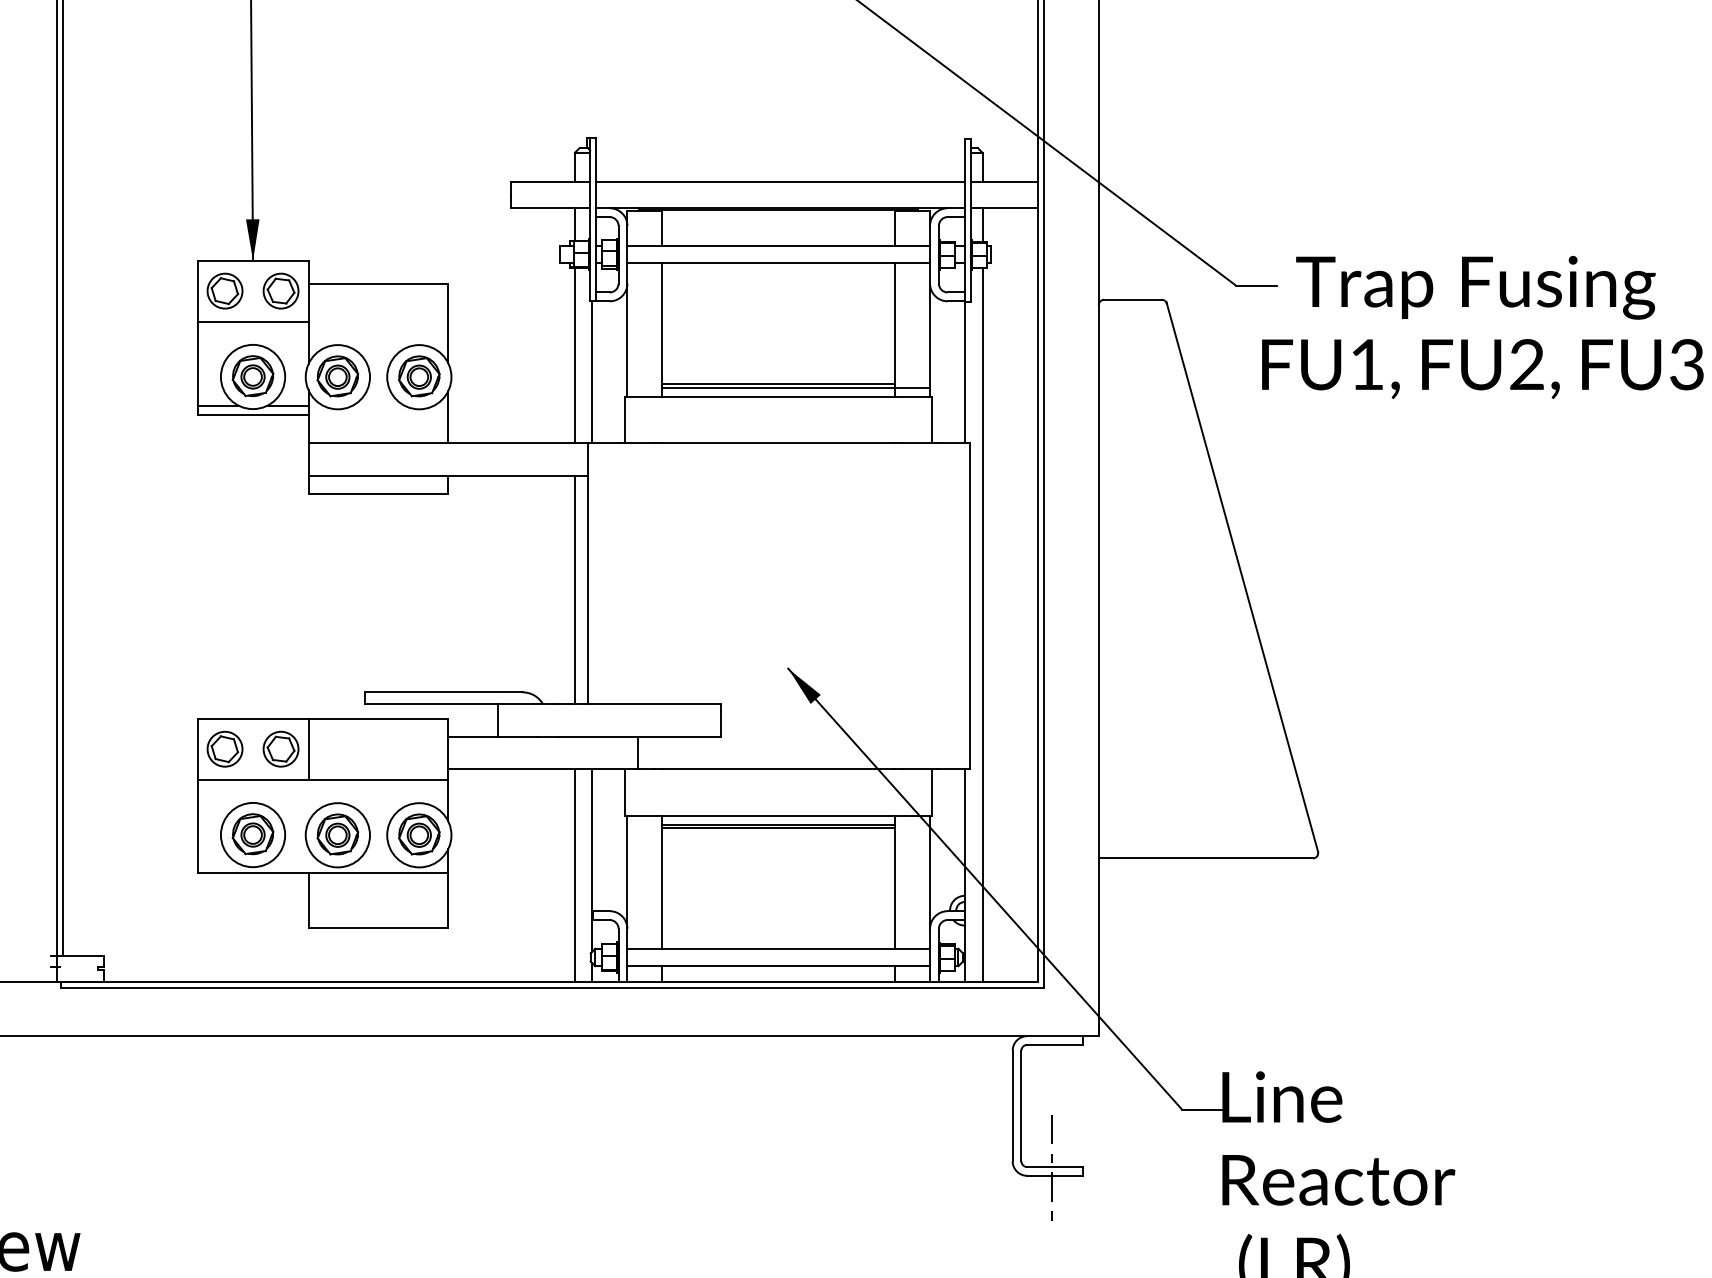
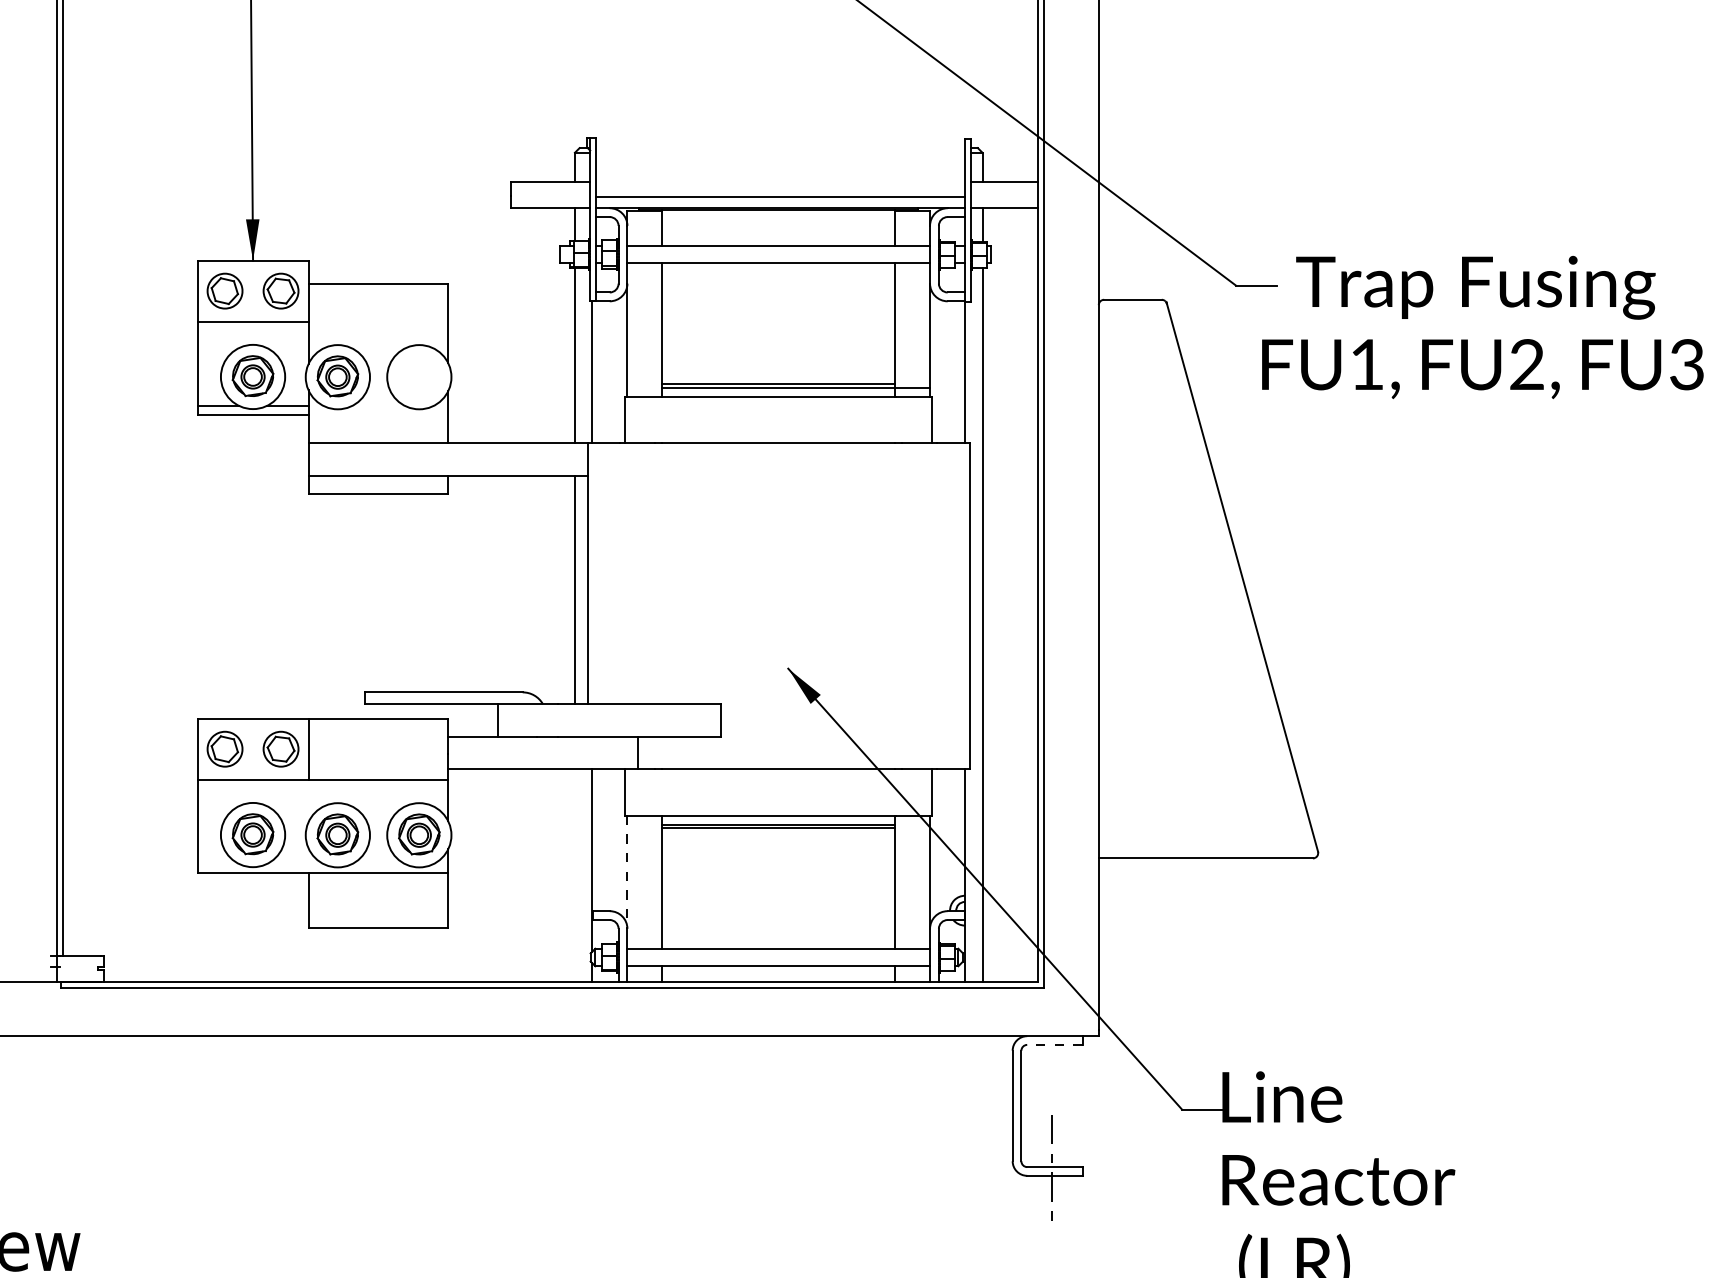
line position: (780, 182) -> (780, 197) (780, 197)
part: present -> none (419, 376)
line: solid -> dashed (627, 872)
line: present -> none (574, 875)
line: solid -> dashed (1054, 1044)
